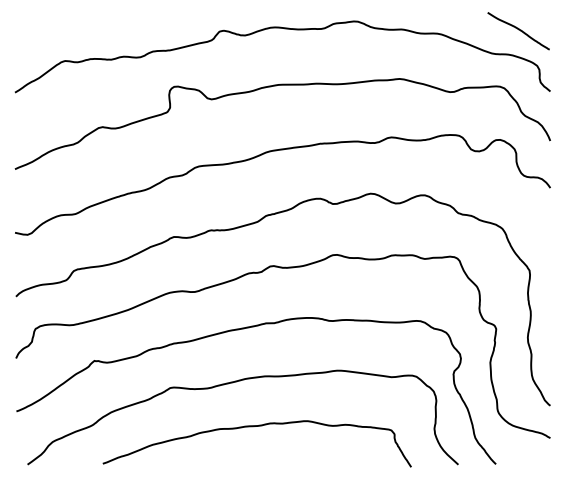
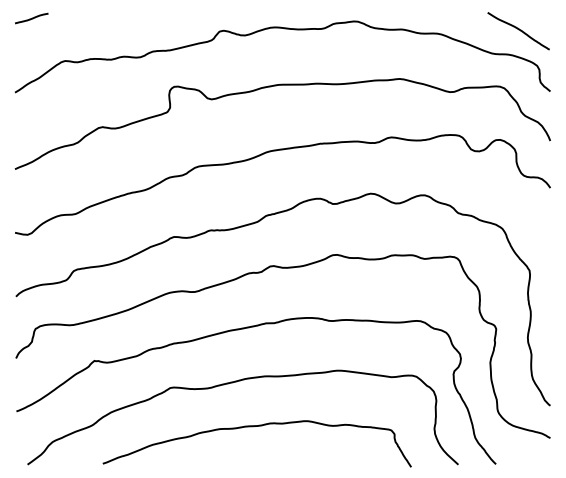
line: none -> present (31, 18)
